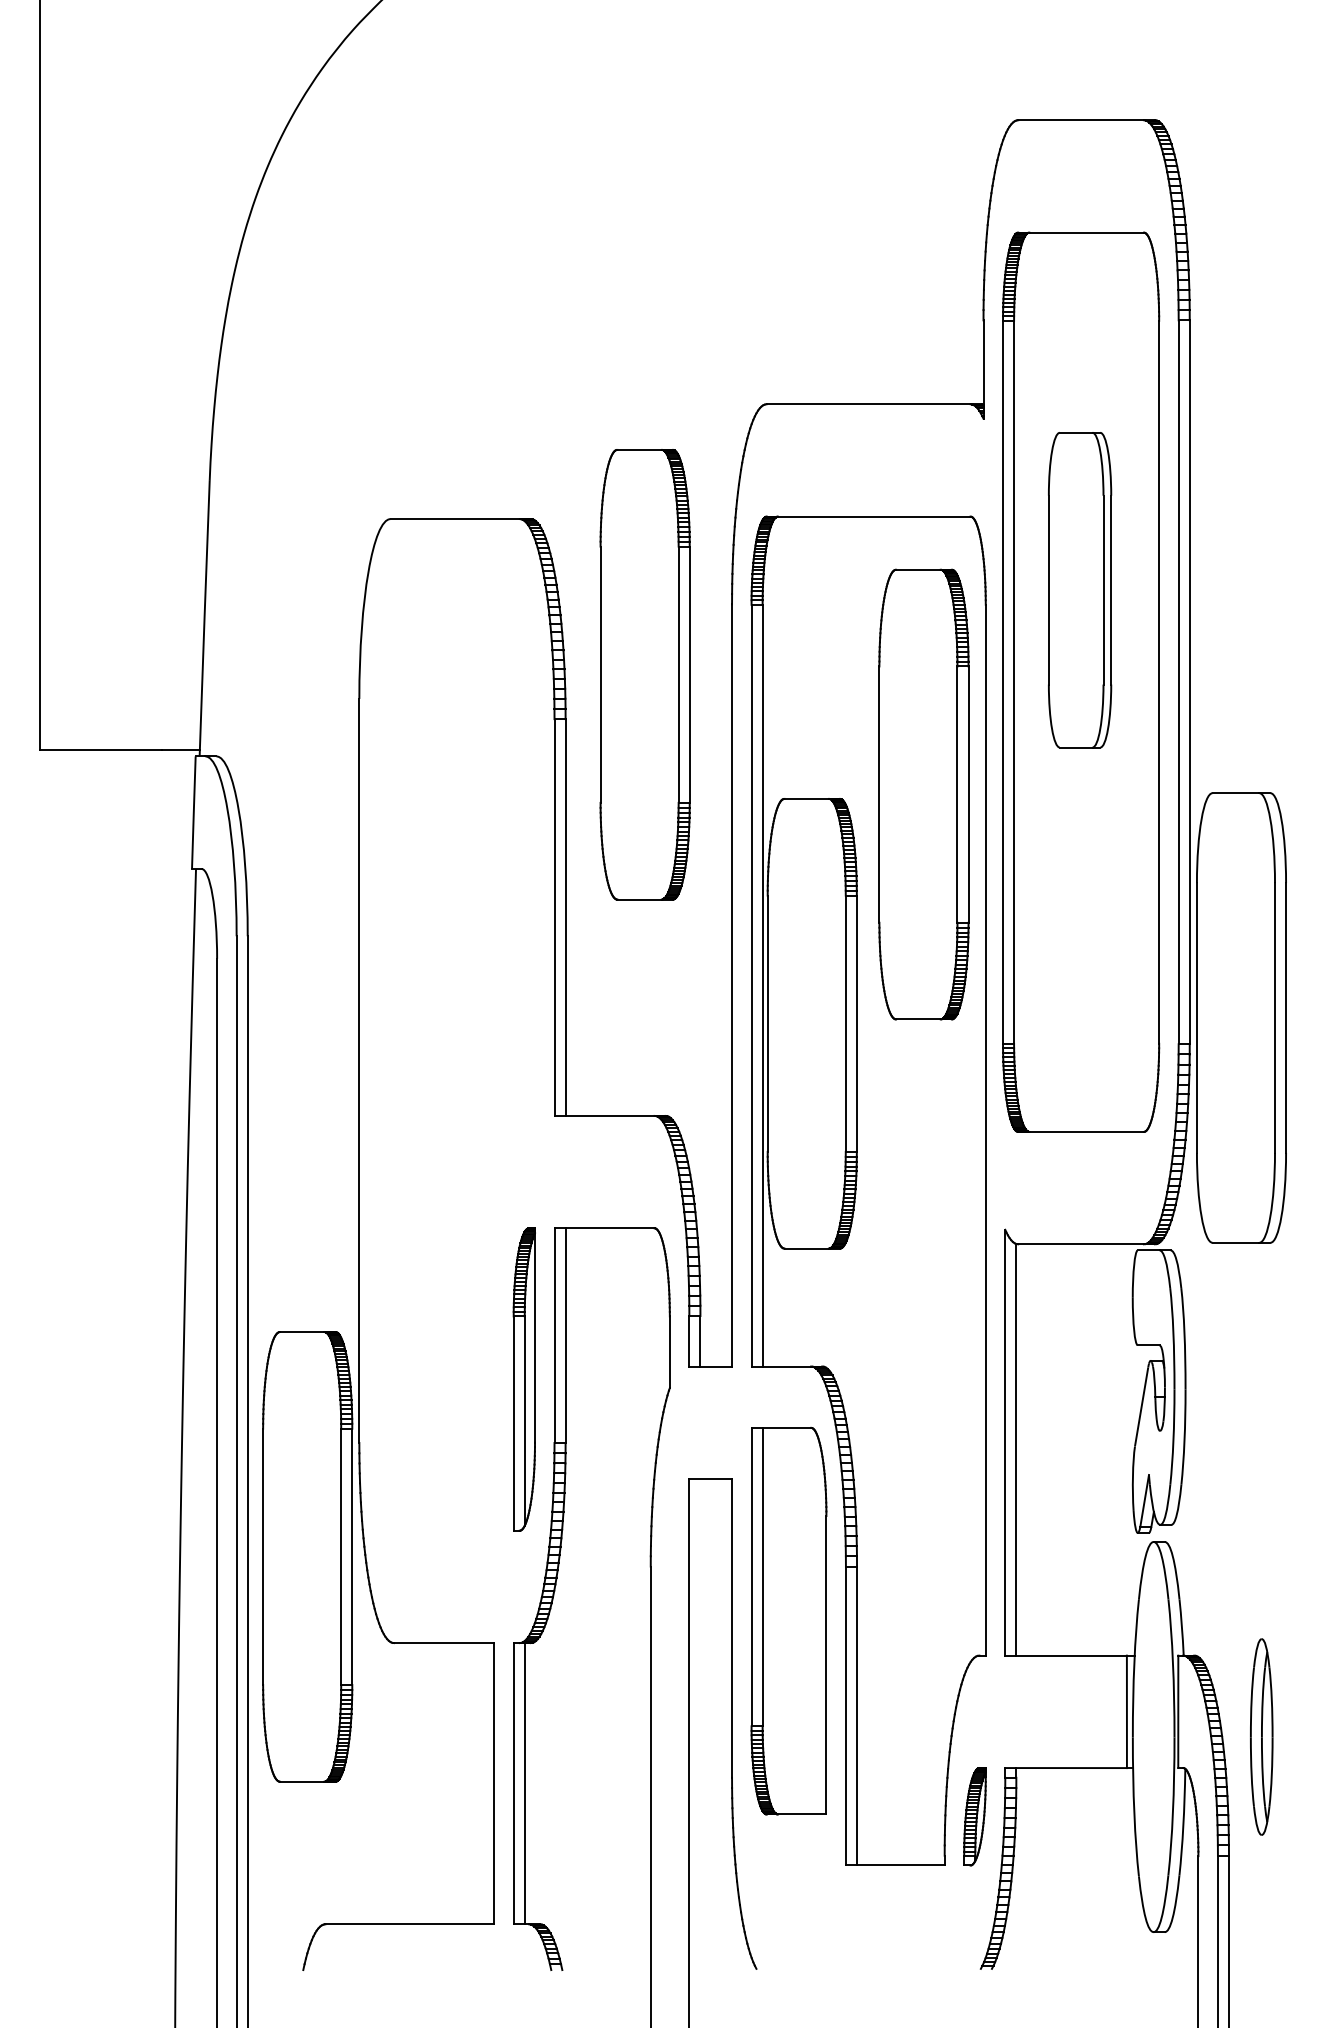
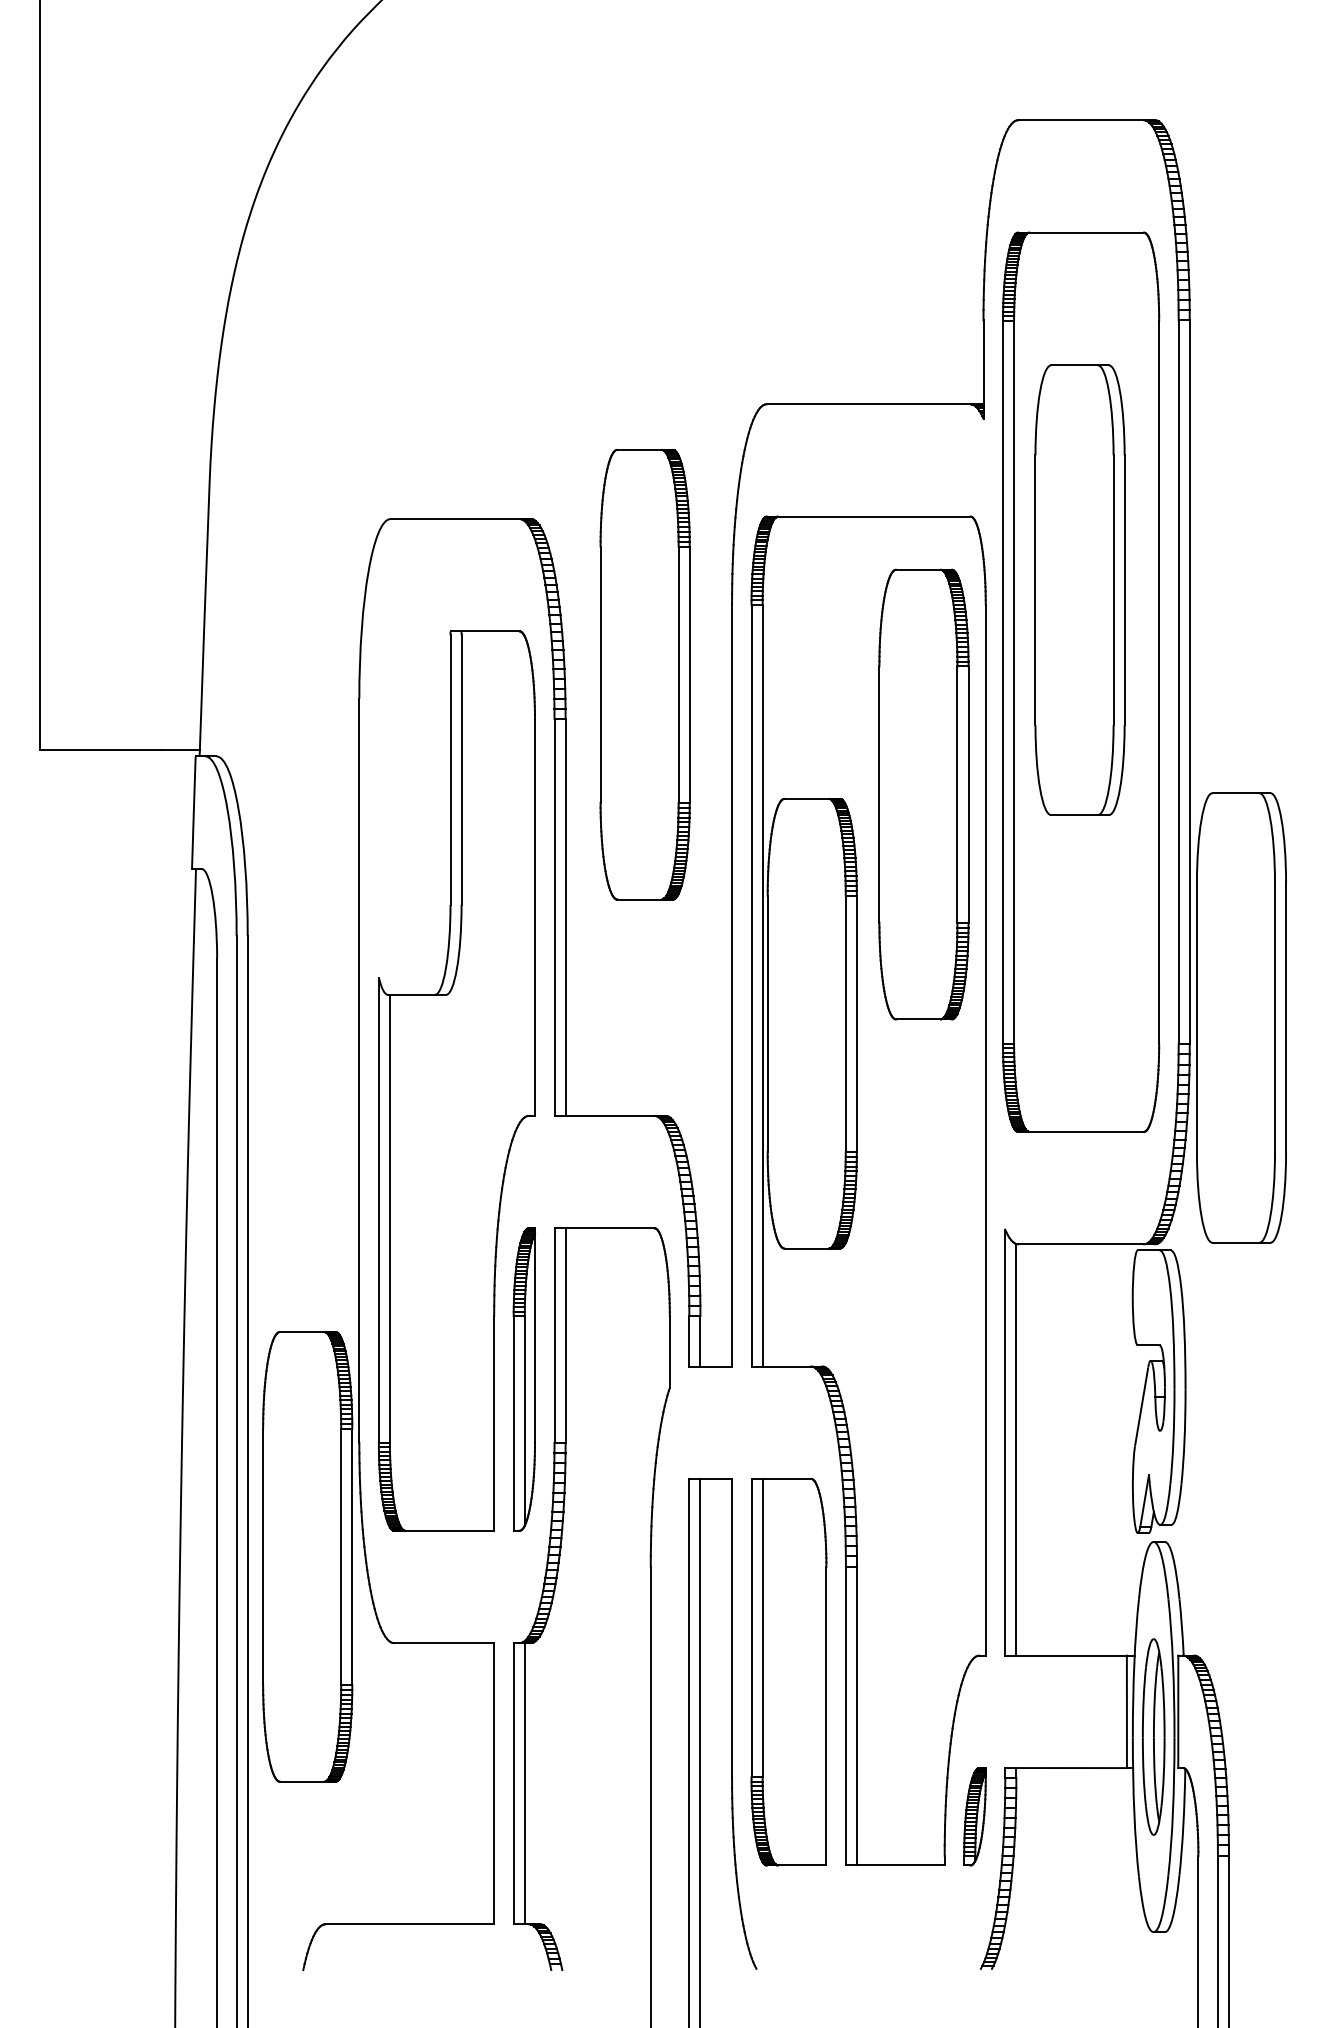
part size: 65x317 px -> 92x452 px (1079, 589)
part: none -> present (456, 1080)
part position: (788, 1621) -> (788, 1672) (788, 1672)
part position: (1261, 1736) -> (1153, 1736) (1153, 1736)
line: none -> present (700, 1751)
